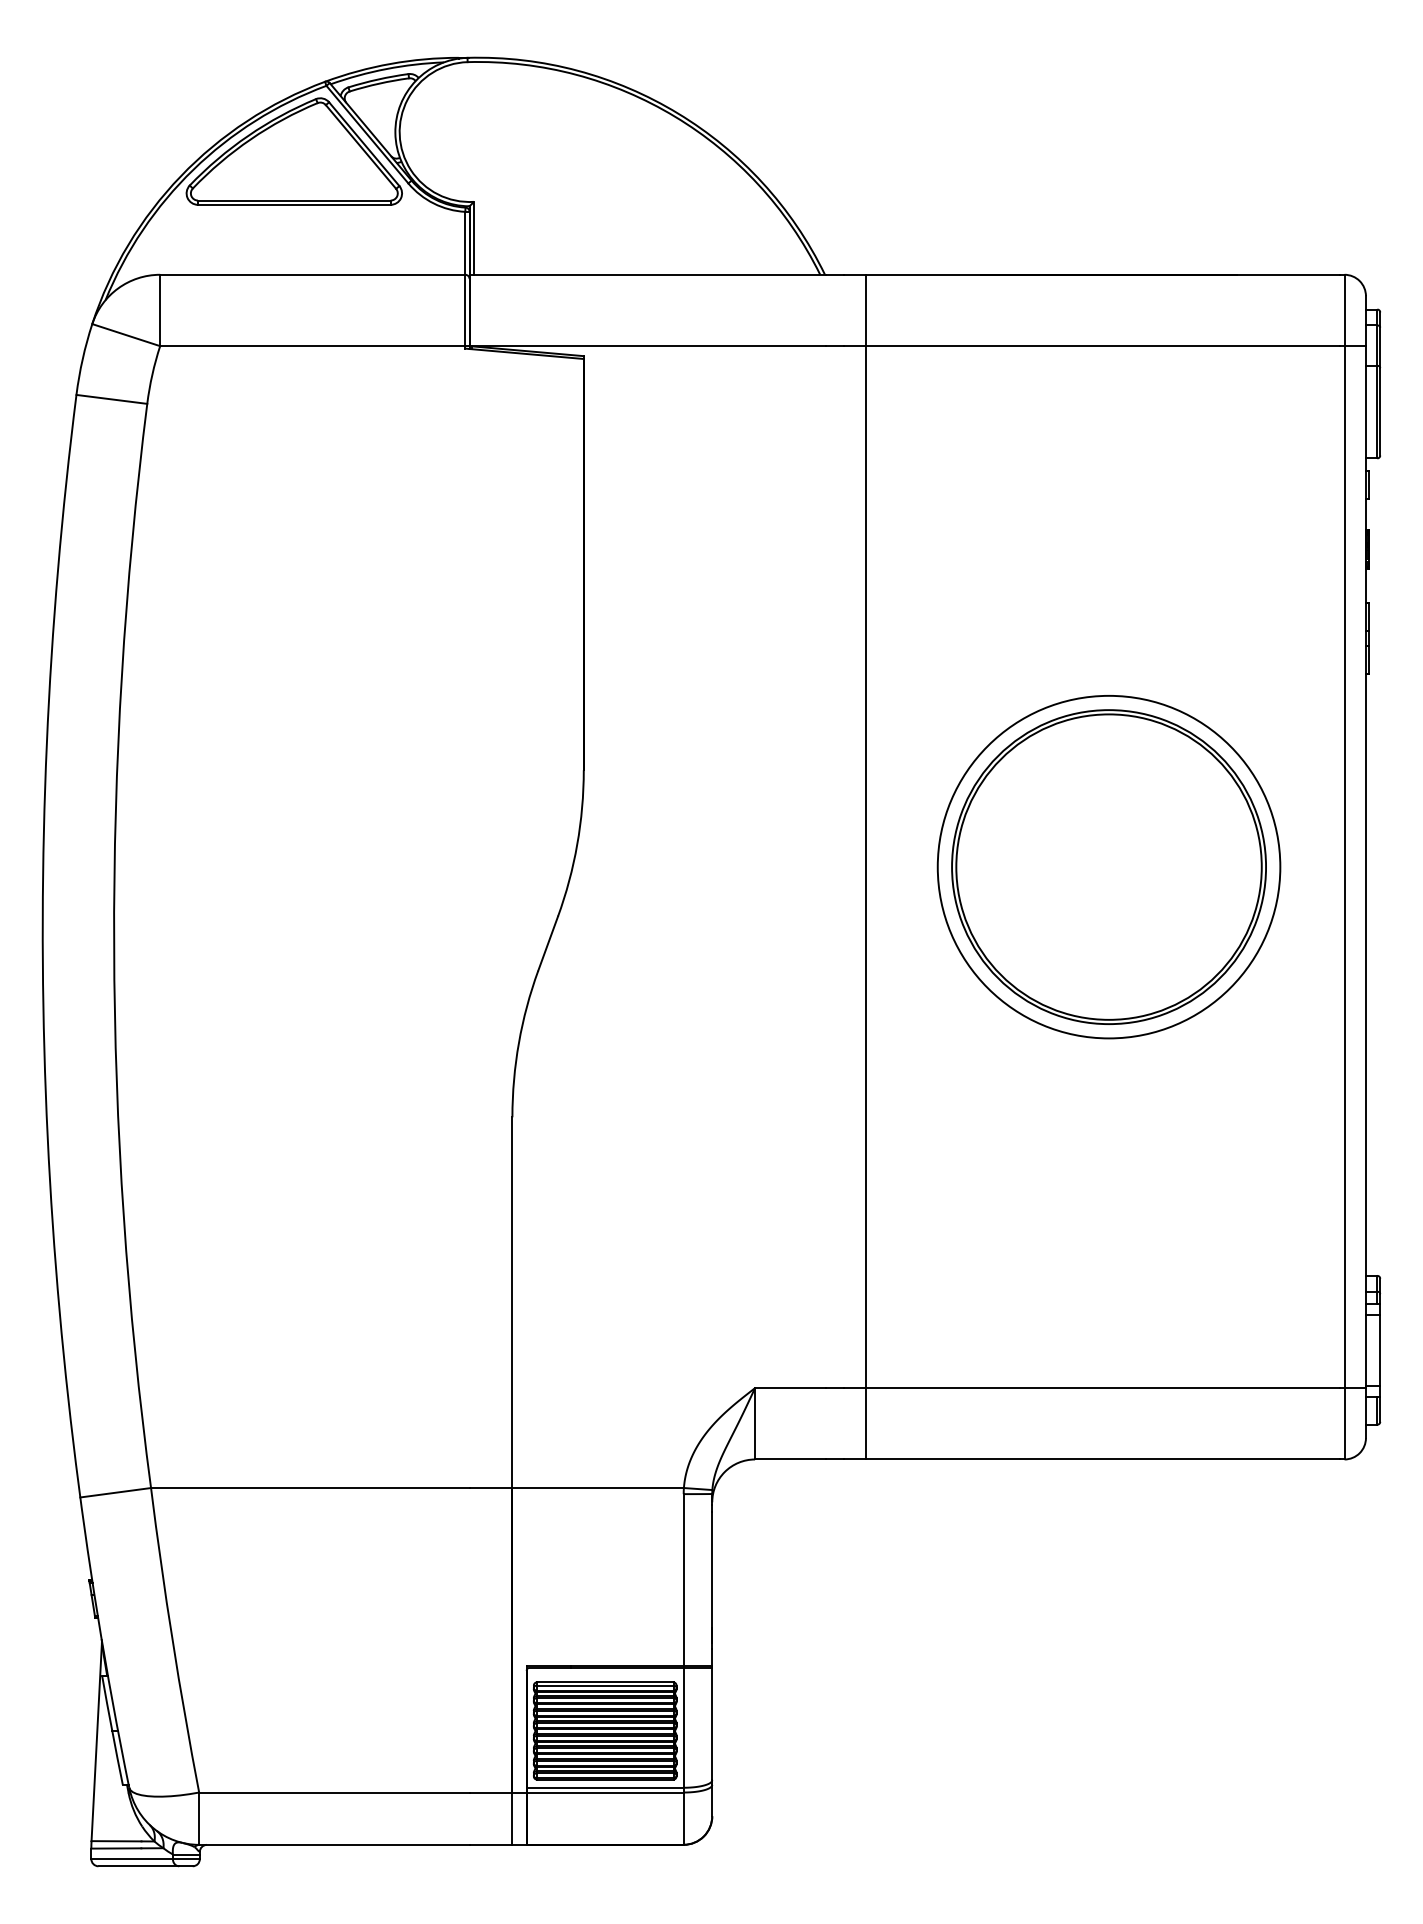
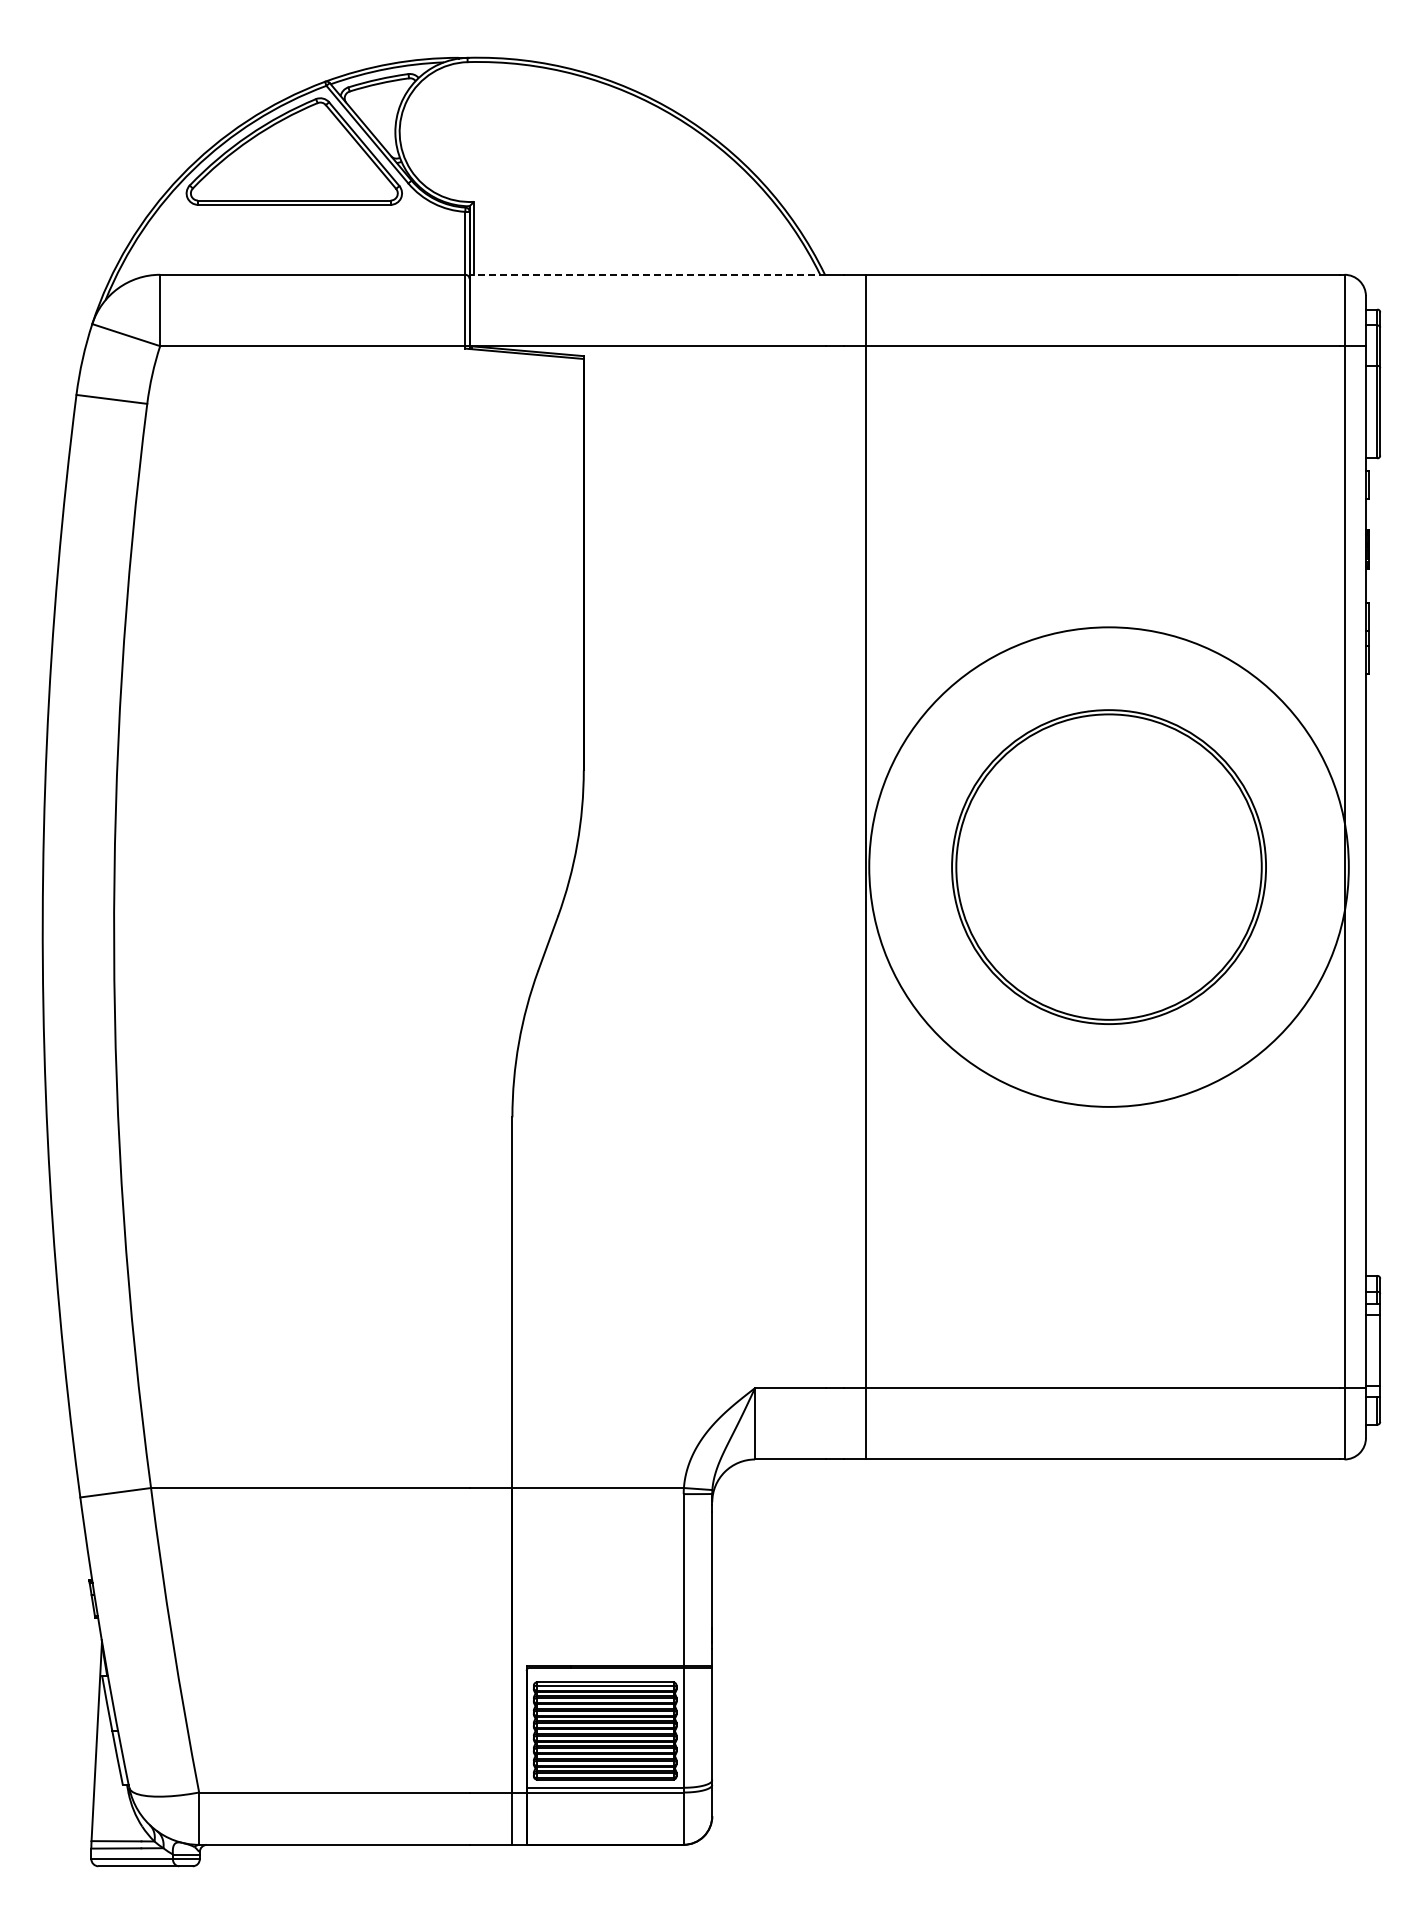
line: solid -> dashed (647, 274)
circle diameter: 343 px -> 480 px (1108, 866)
